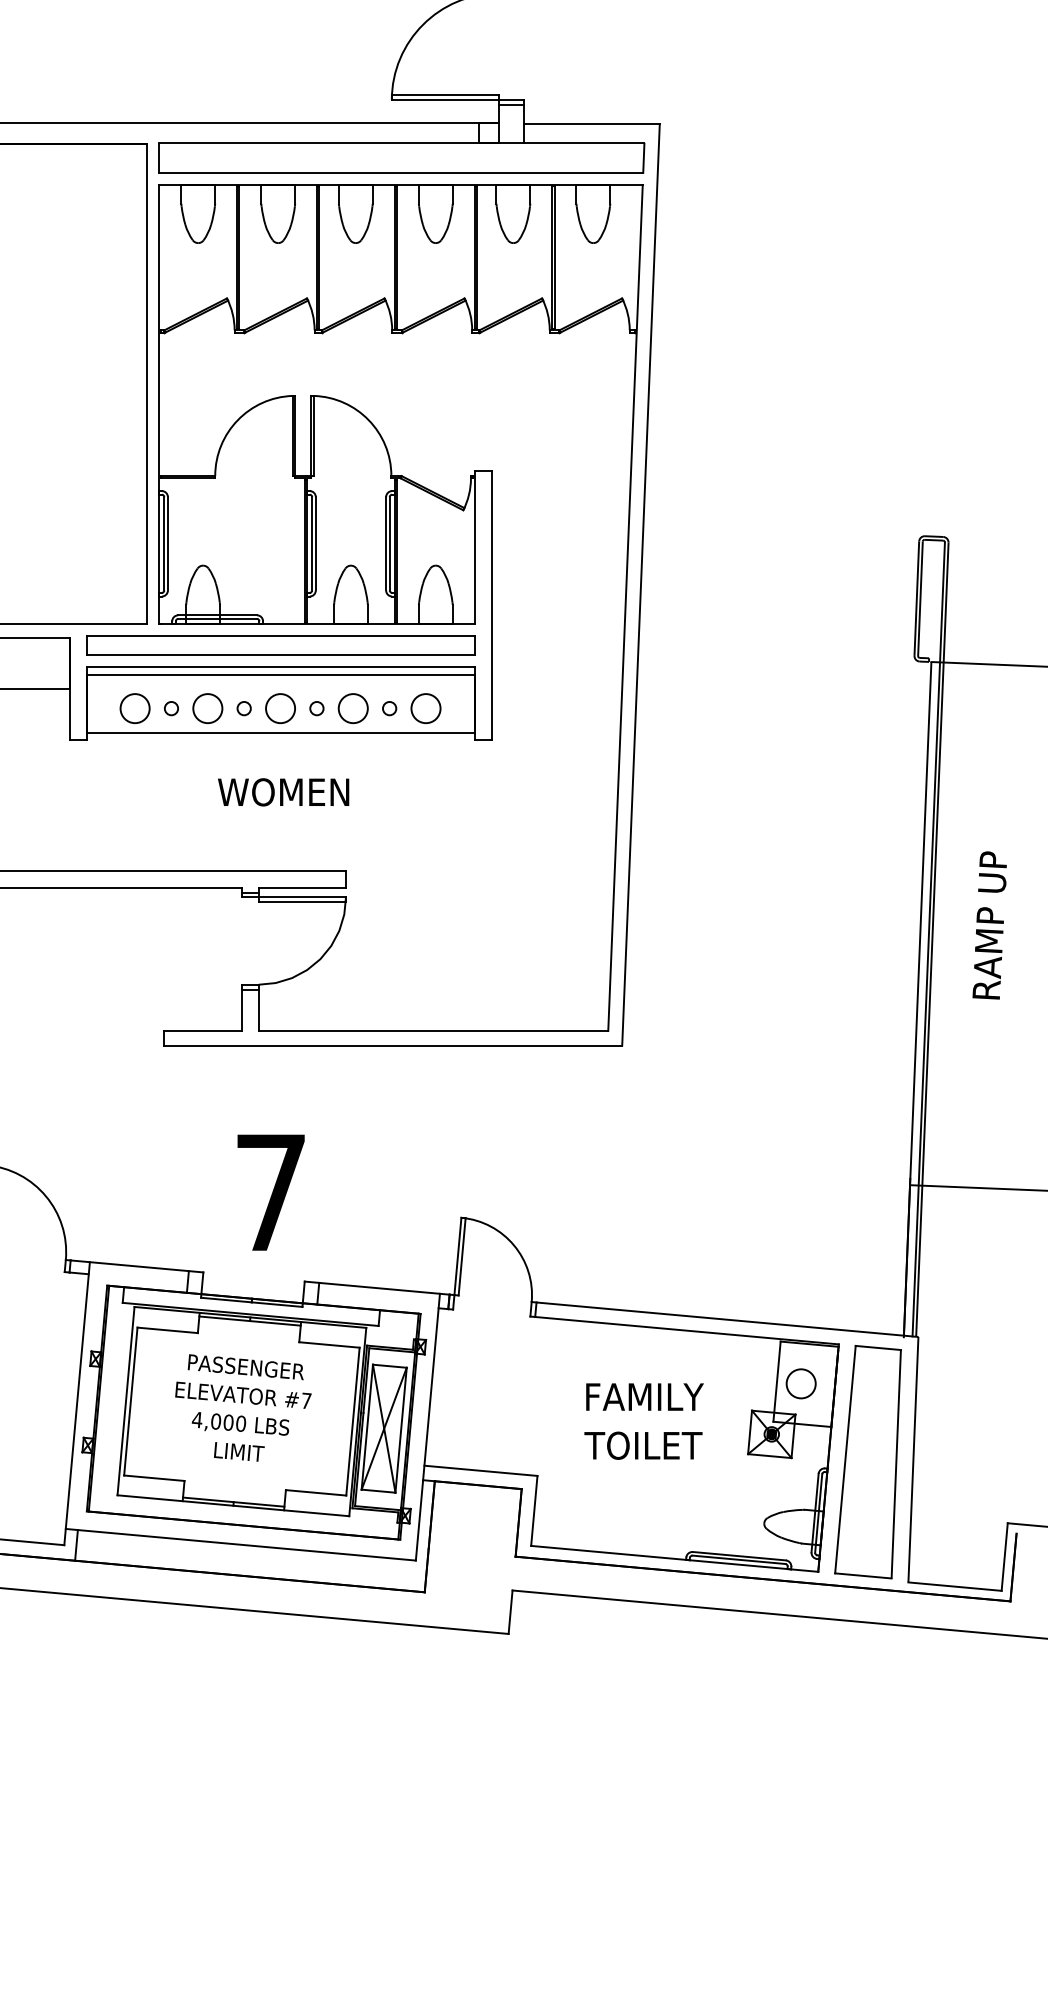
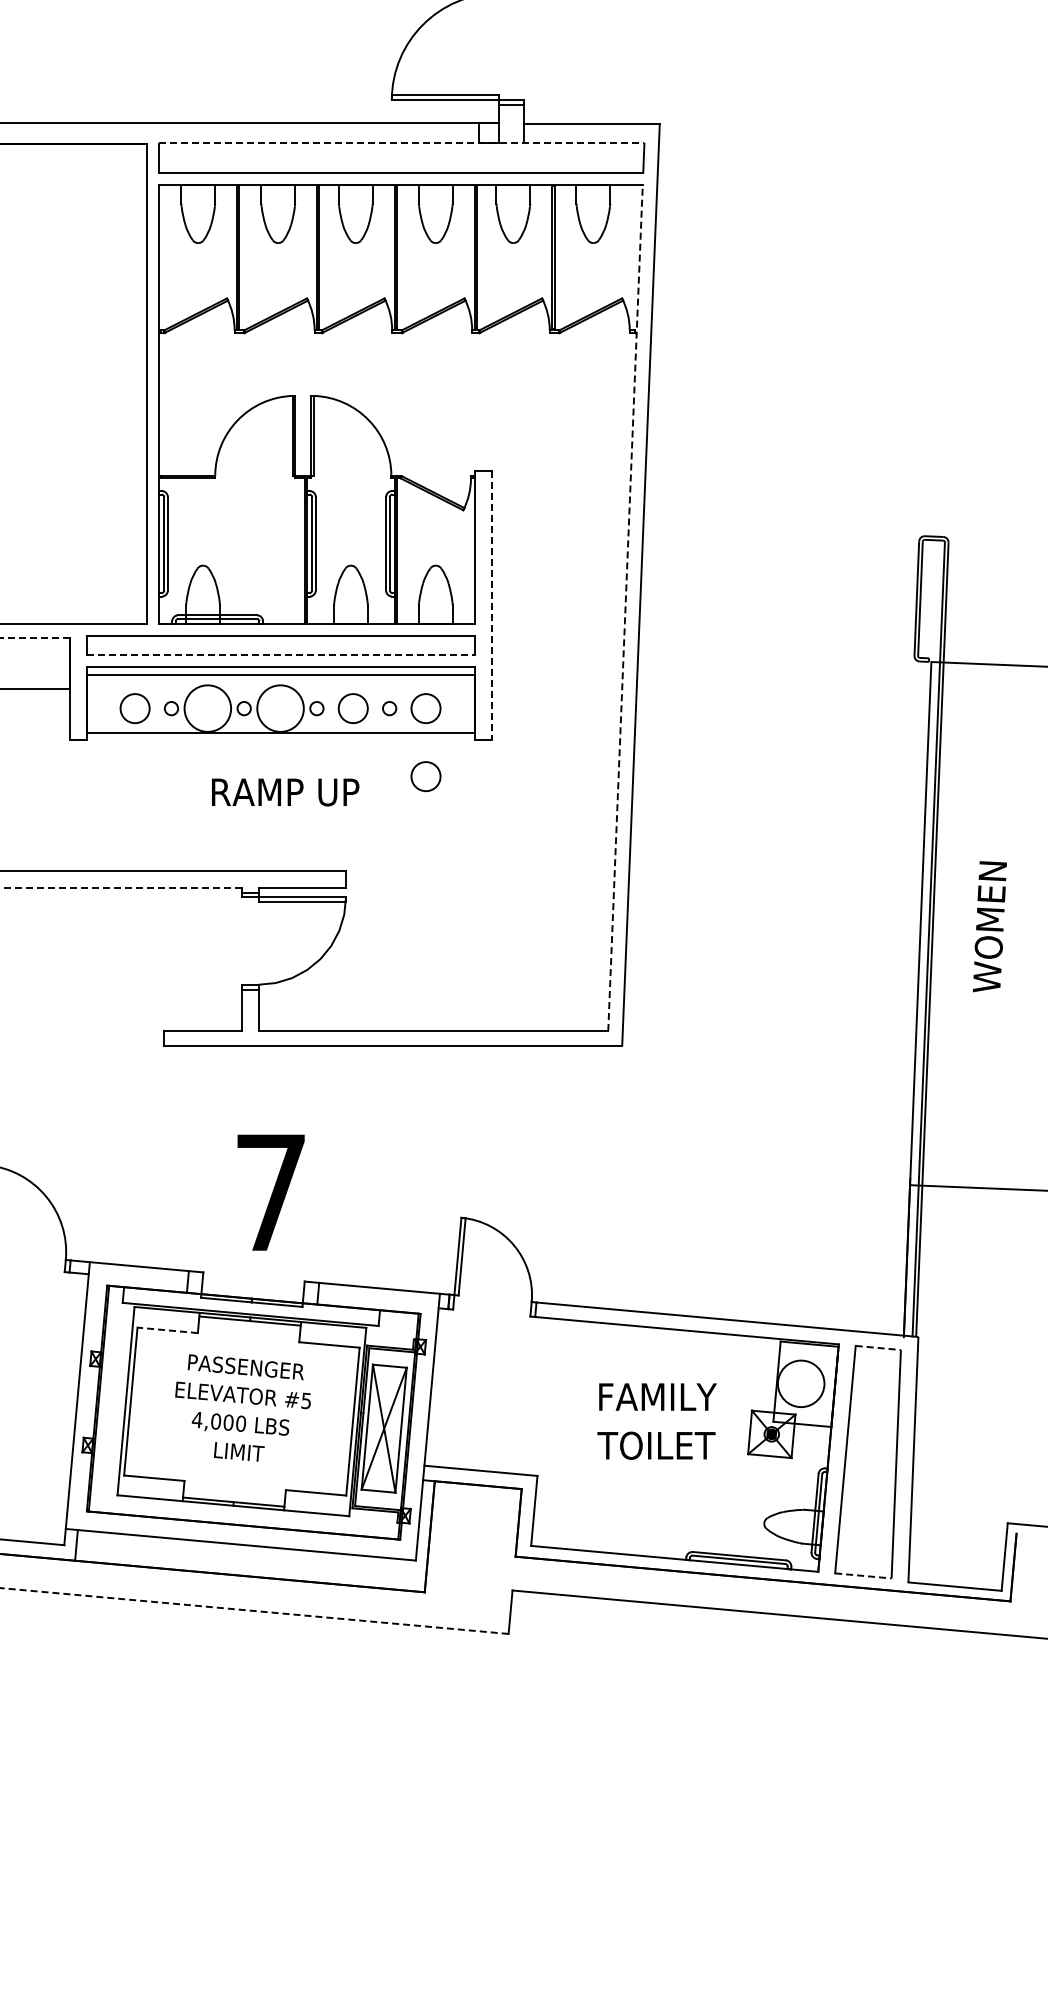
line: solid -> dashed (402, 142)
line: solid -> dashed (491, 605)
line: solid -> dashed (625, 607)
line: solid -> dashed (34, 638)
line: solid -> dashed (281, 655)
circle diameter: 29 px -> 47 px (207, 708)
circle diameter: 29 px -> 47 px (280, 708)
circle: none -> present (425, 776)
text: WOMEN -> RAMP UP (285, 792)
line: solid -> dashed (120, 888)
text: RAMP UP -> WOMEN (989, 925)
line: solid -> dashed (167, 1330)
line: solid -> dashed (878, 1347)
circle diameter: 29 px -> 47 px (800, 1383)
text: #7 -> #5 (306, 1400)
text position: (643, 1421) -> (656, 1421) (656, 1421)
line: solid -> dashed (863, 1575)
line: solid -> dashed (254, 1611)
